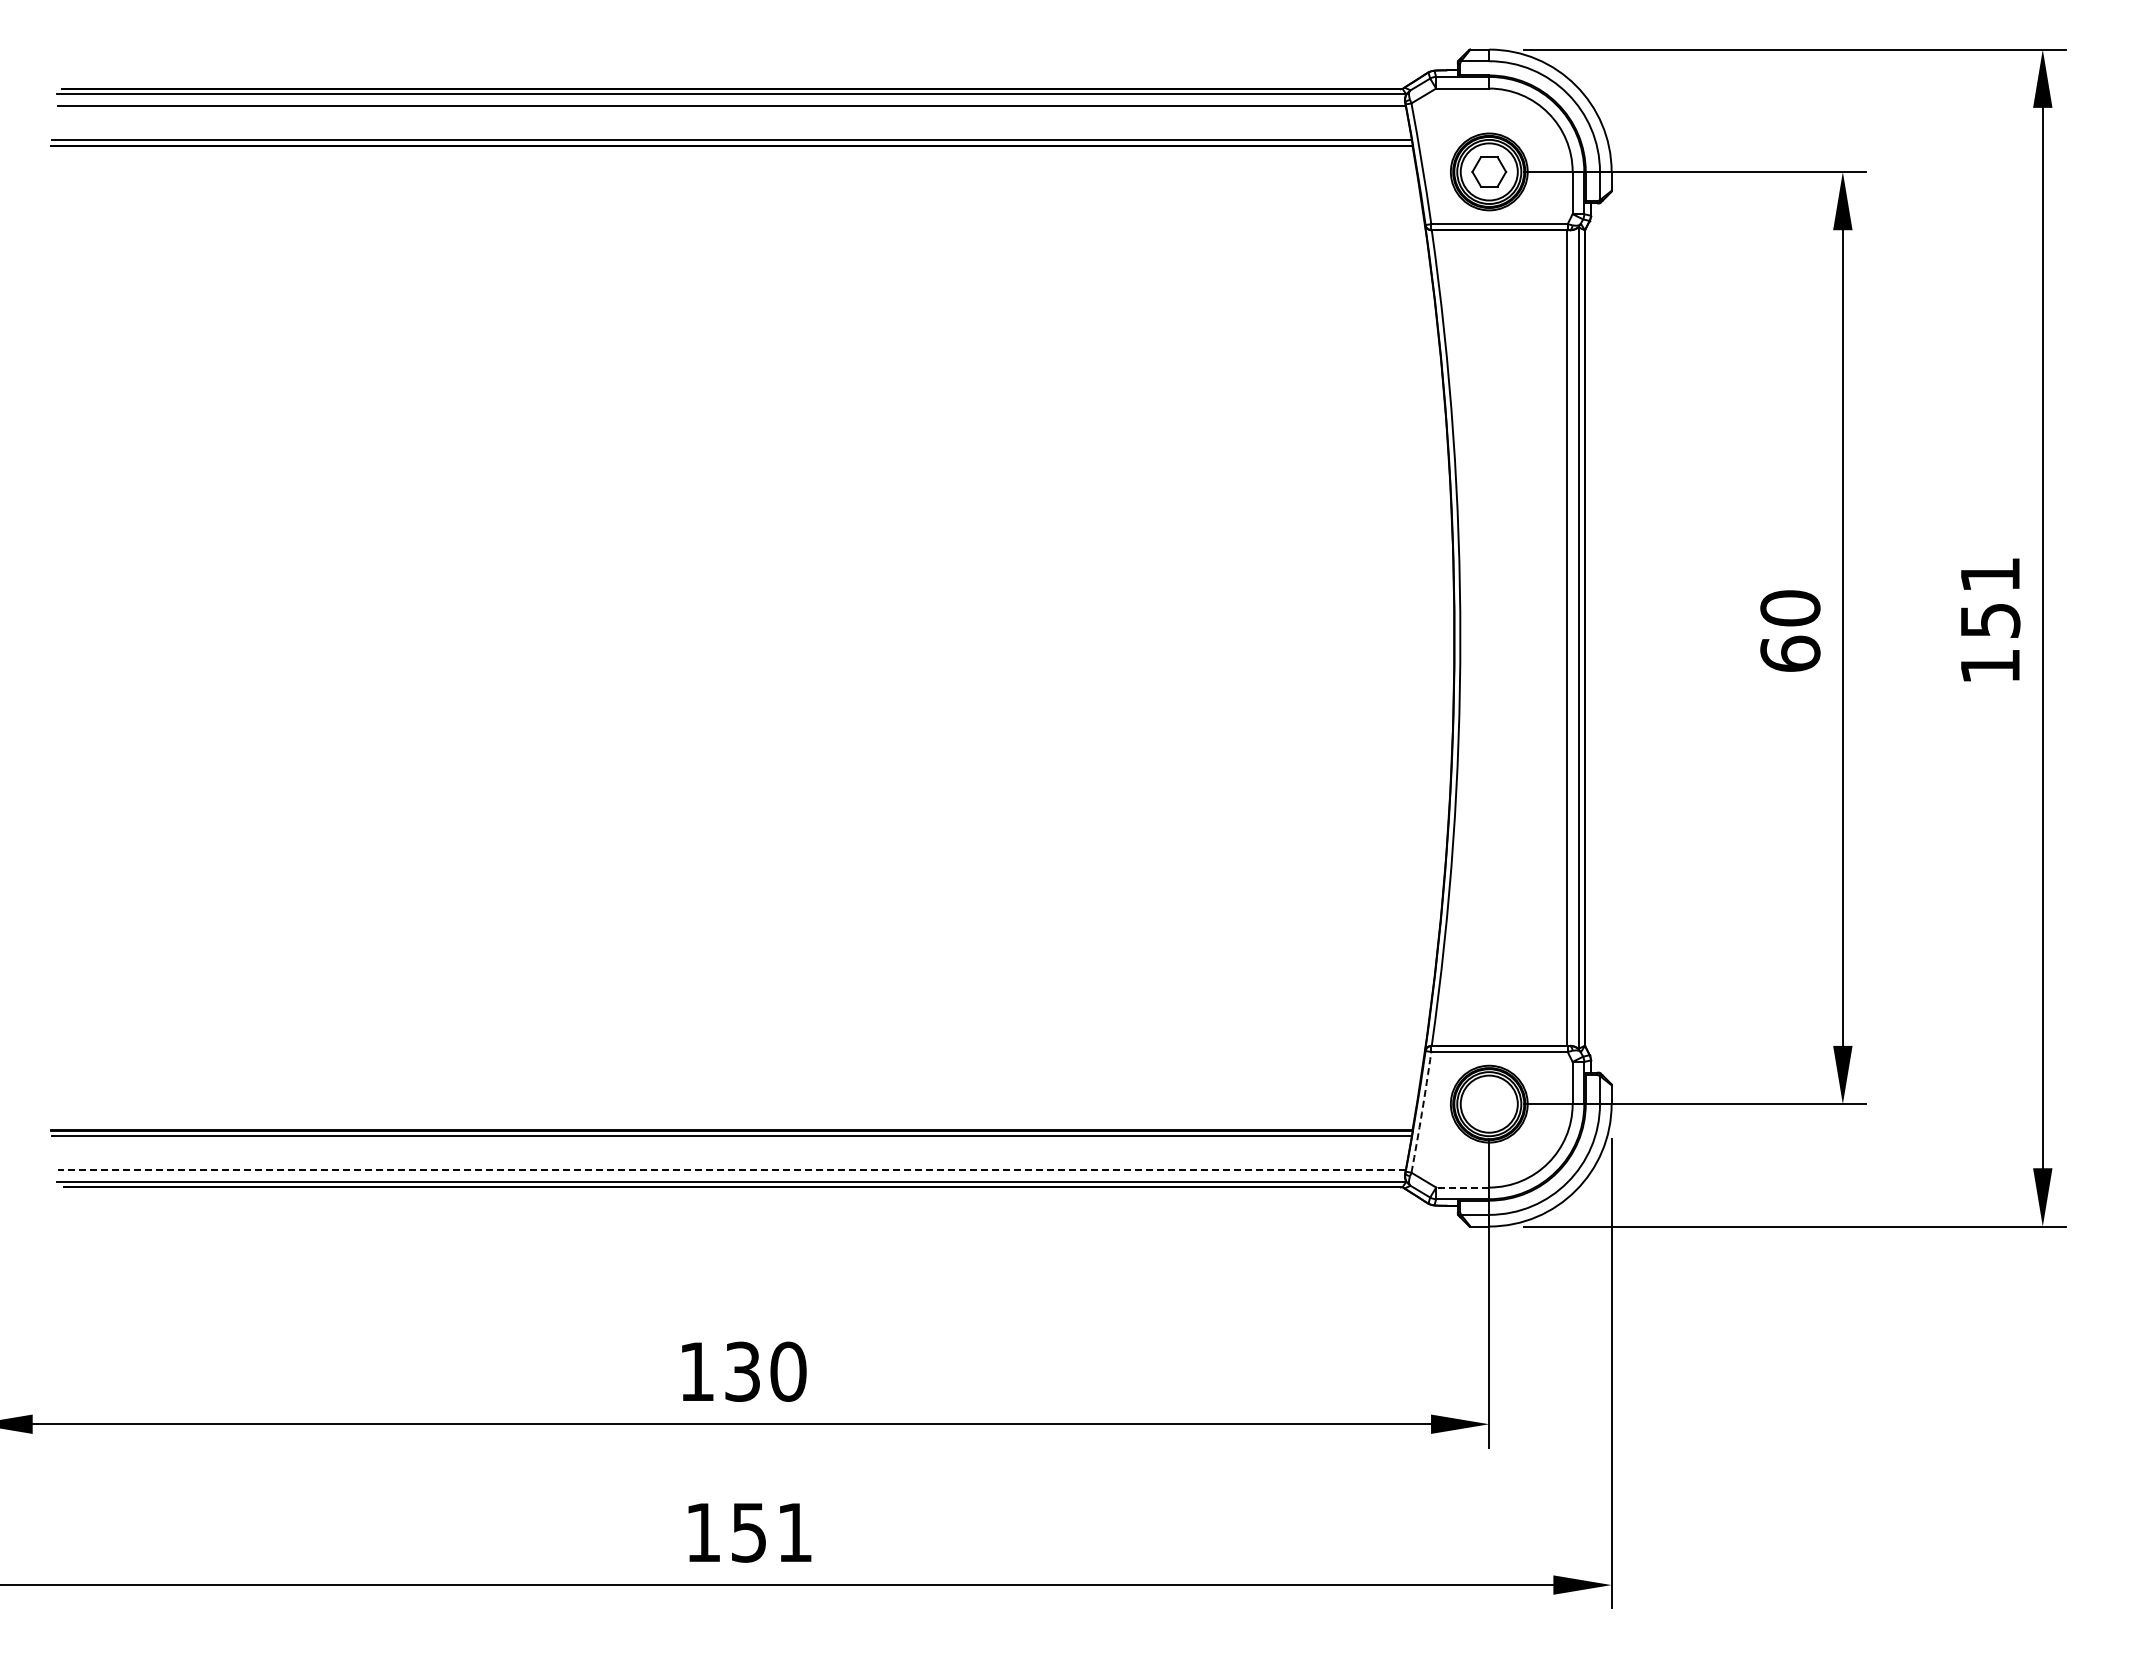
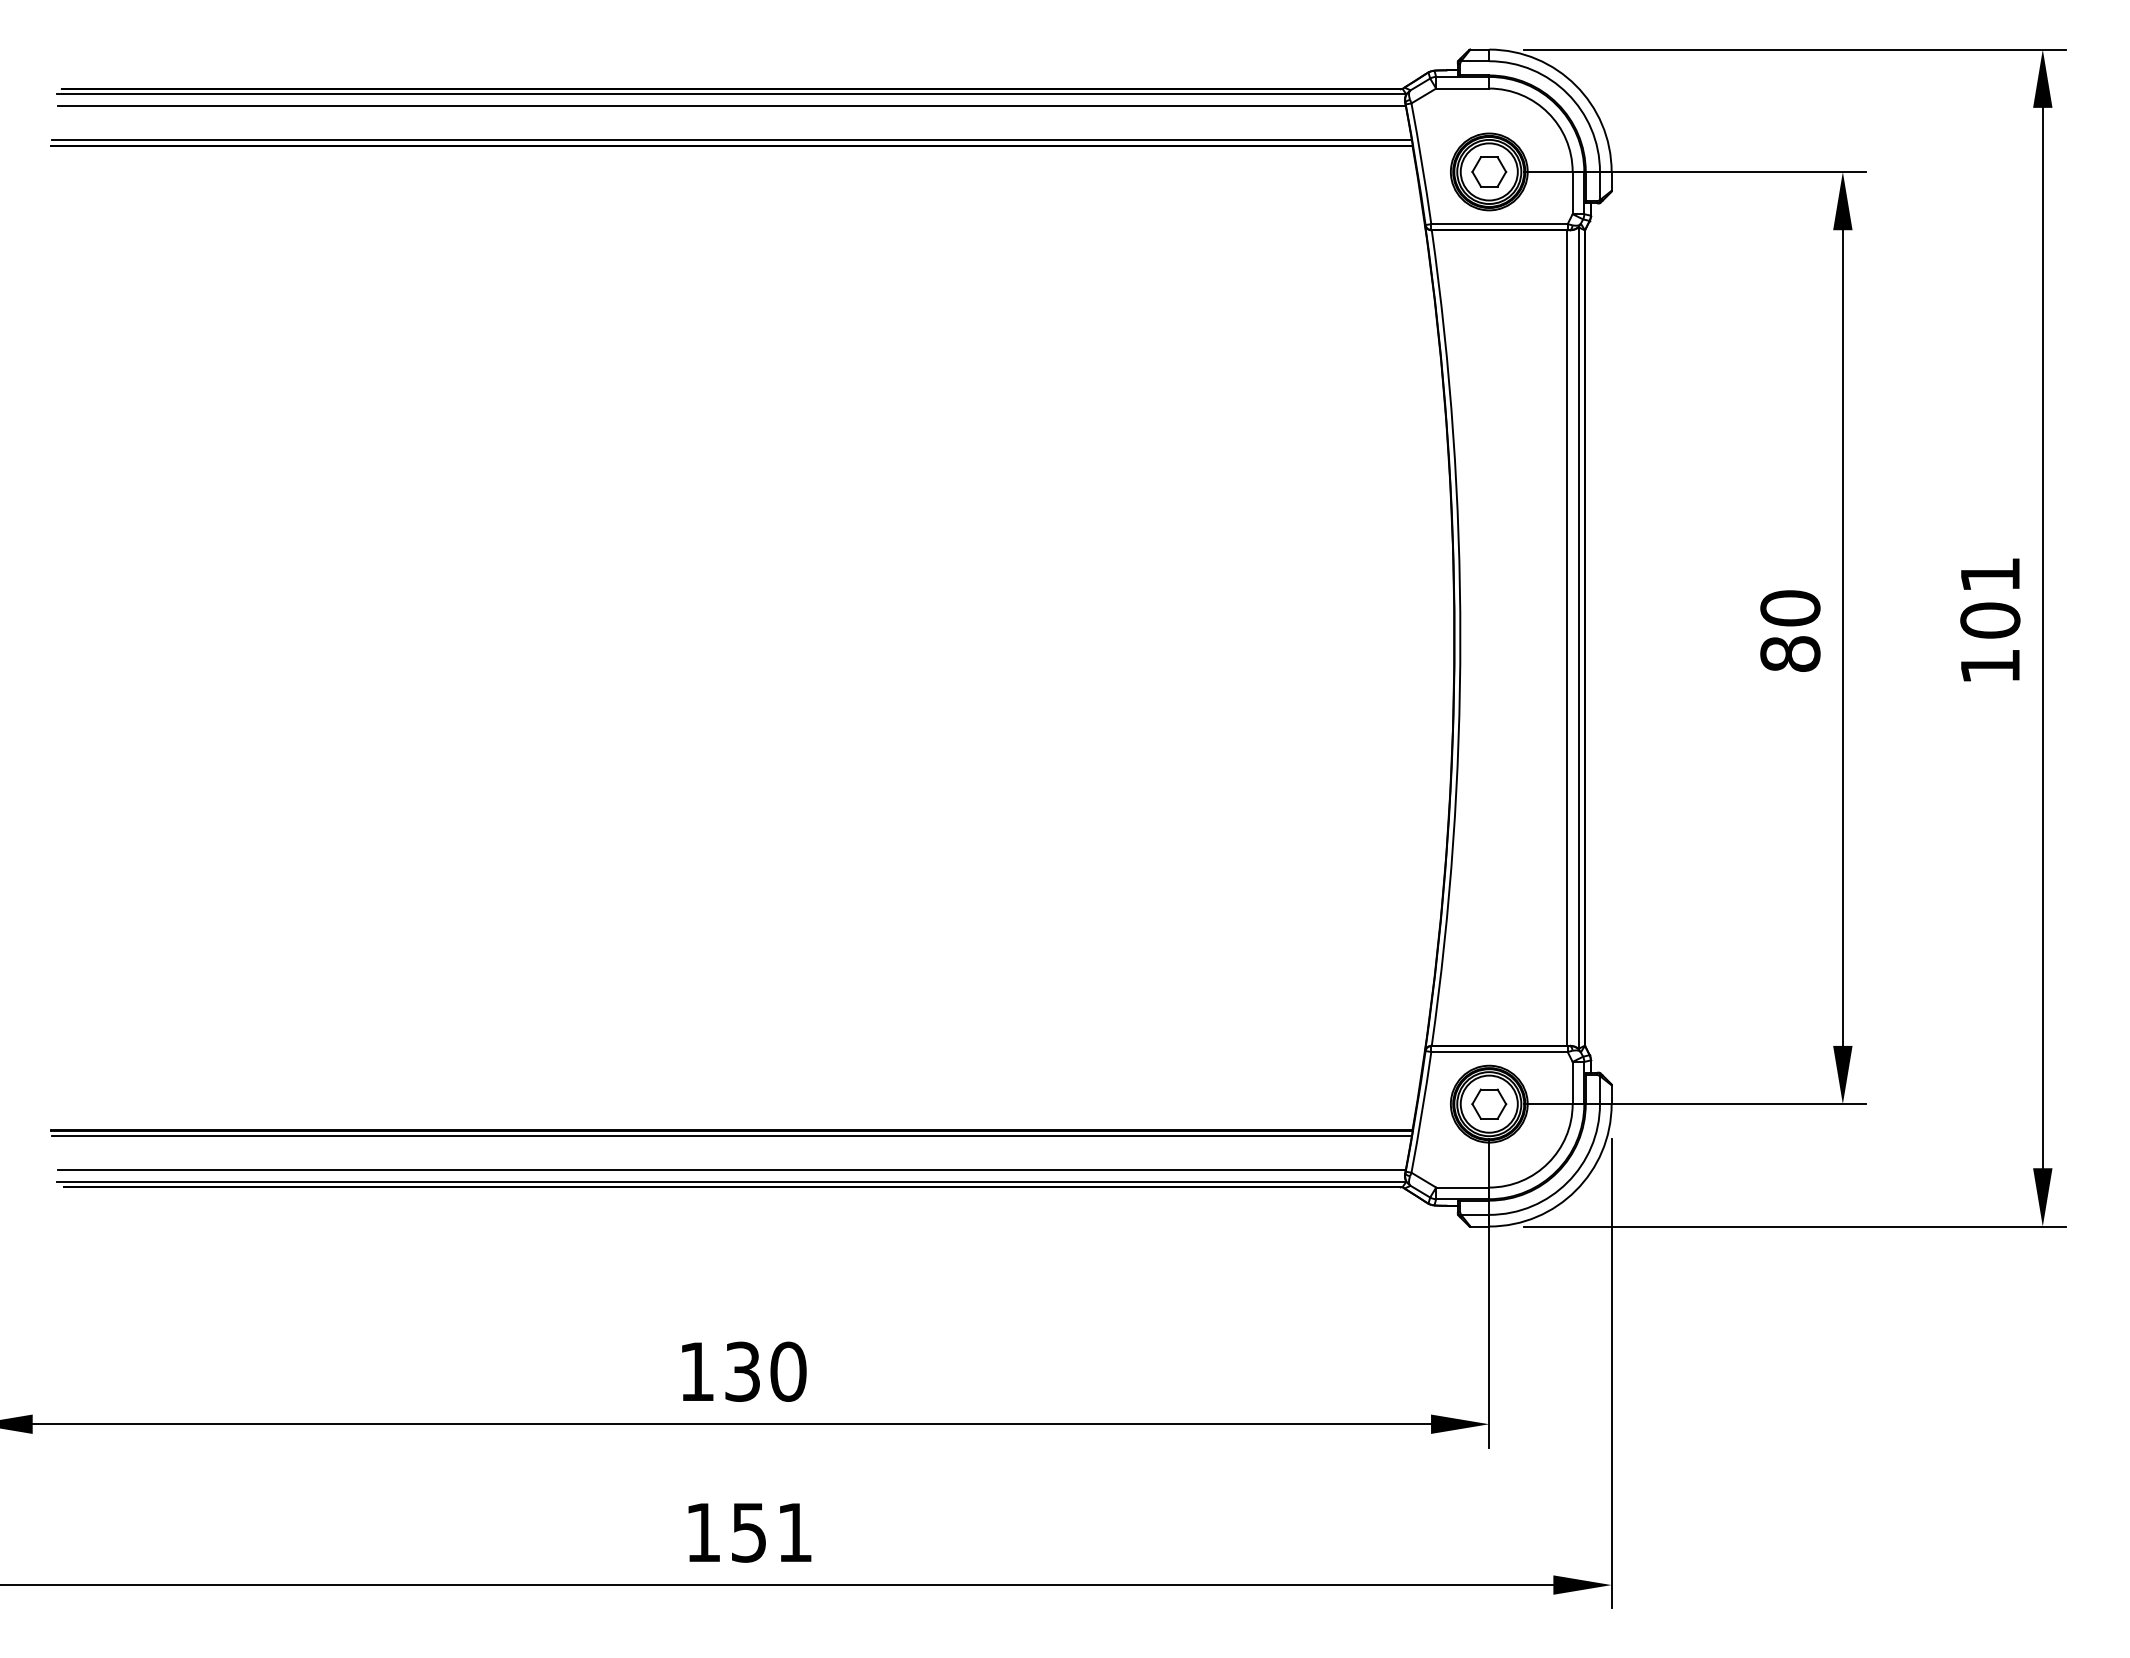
text: 151 -> 101 (1990, 620)
text: 60 -> 80 (1790, 653)
part: none -> present (1489, 1103)
arc: dashed -> solid (1422, 1112)
line: dashed -> solid (731, 1170)
line: dashed -> solid (1462, 1187)
